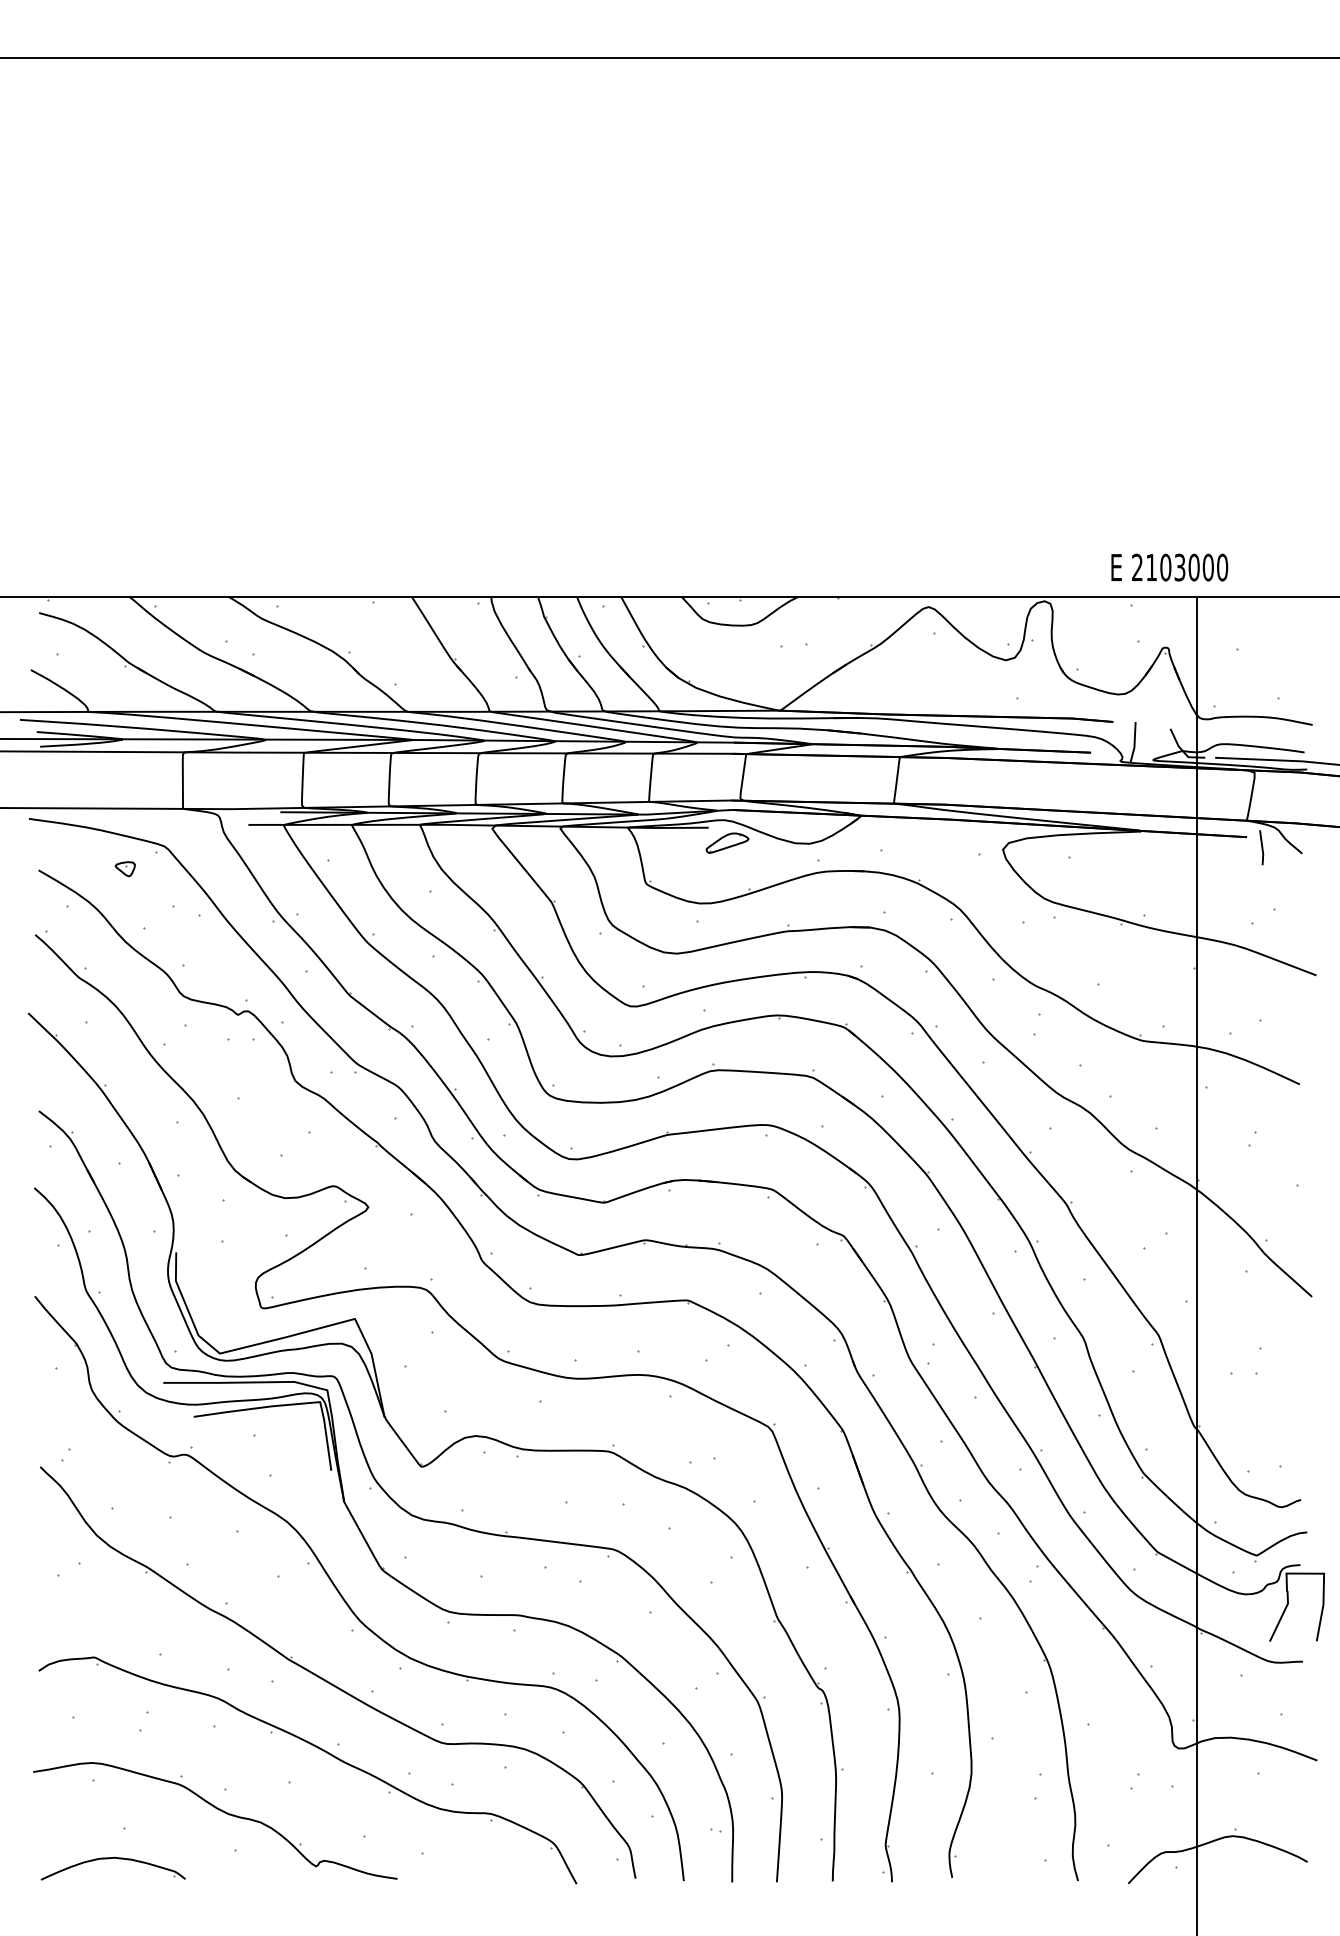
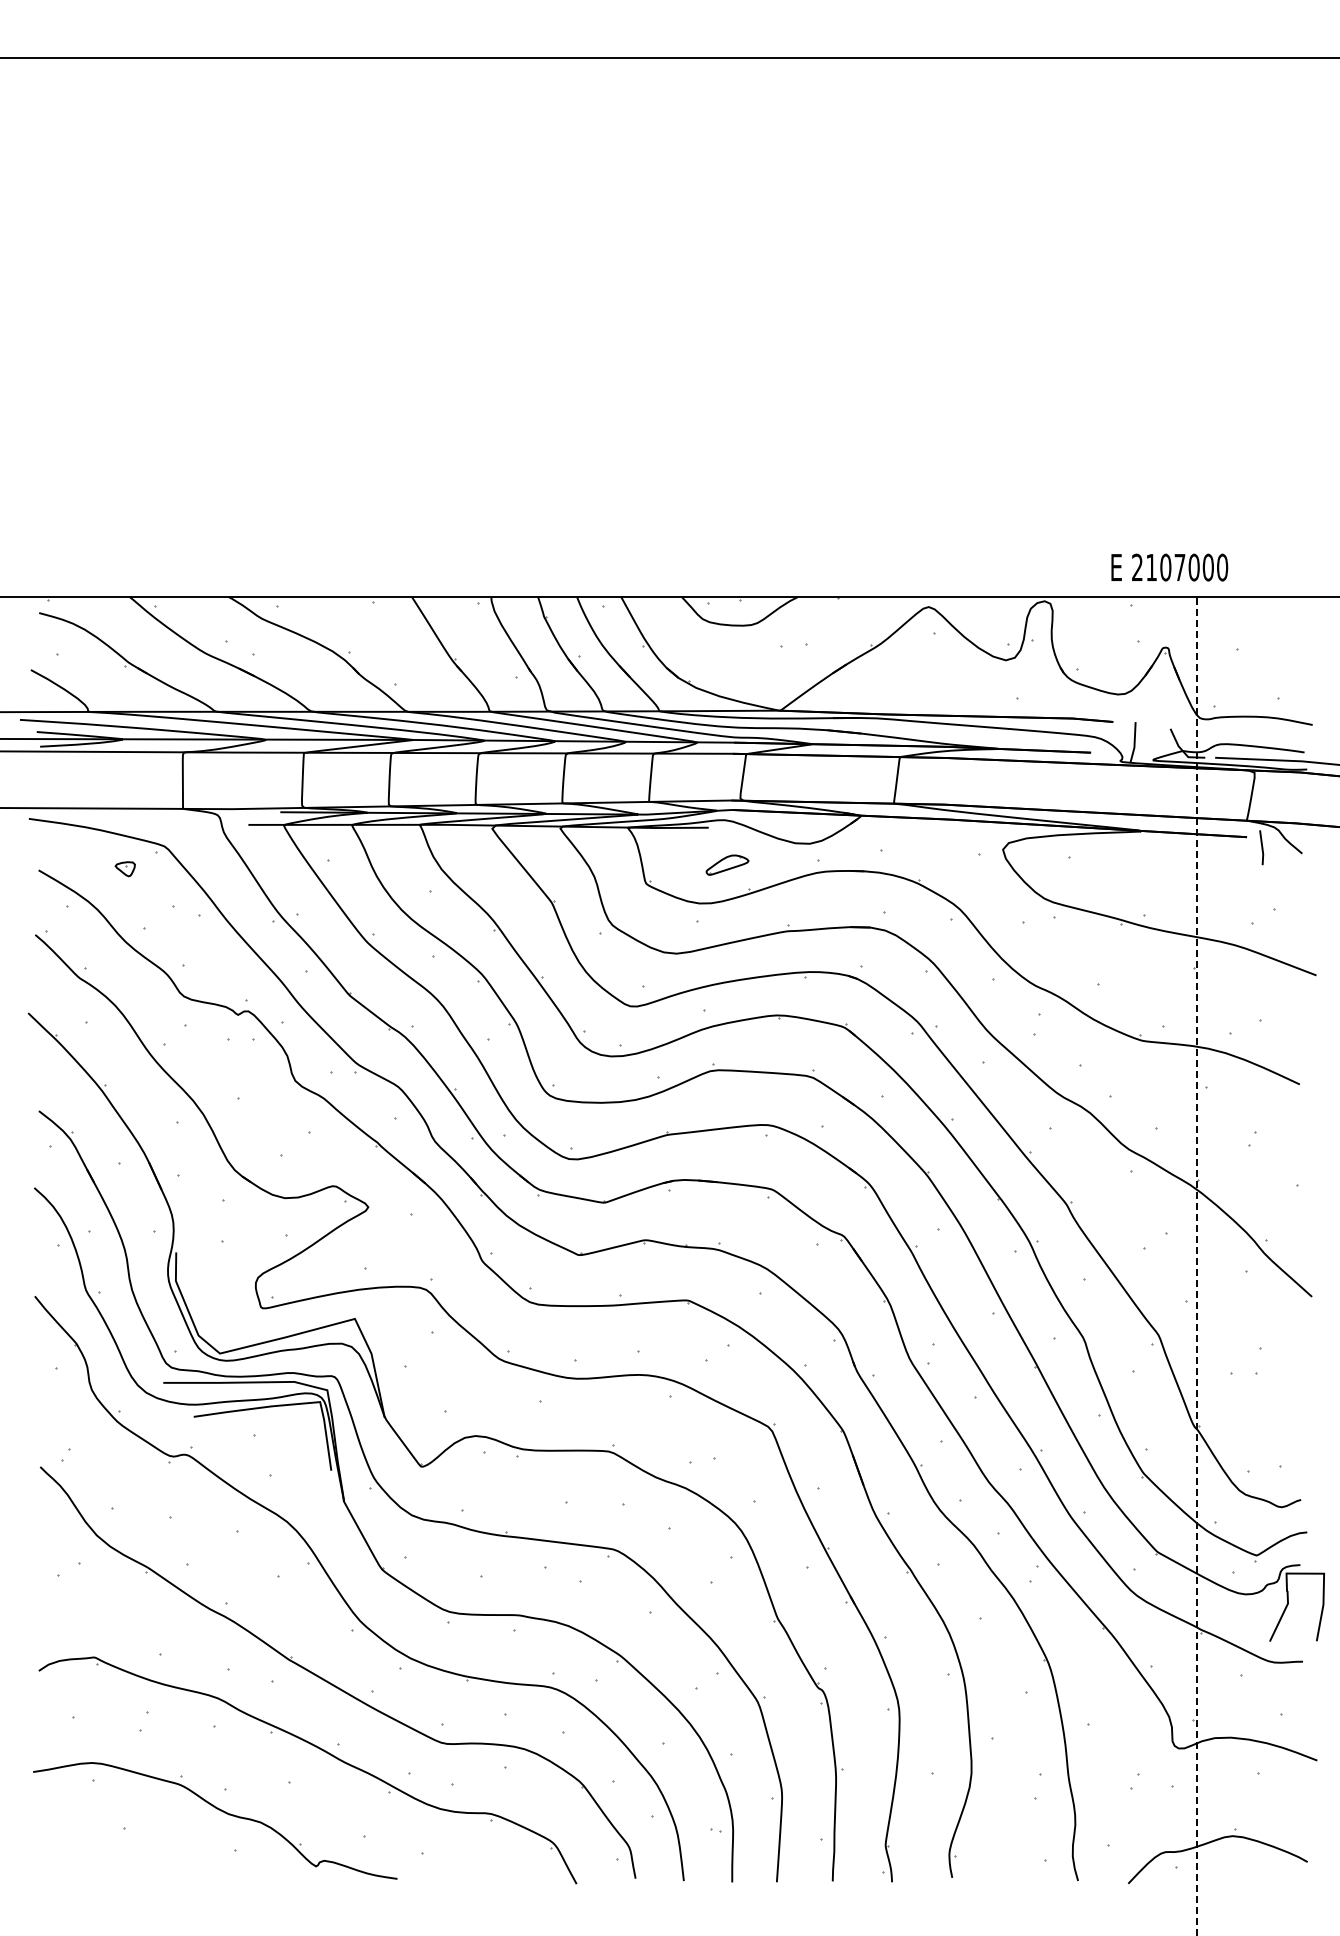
text: 2103000 -> 2107000 (1179, 567)
part position: (727, 842) -> (727, 864) (727, 864)
line: solid -> dashed (1197, 1265)
part: present -> none (109, 1859)
